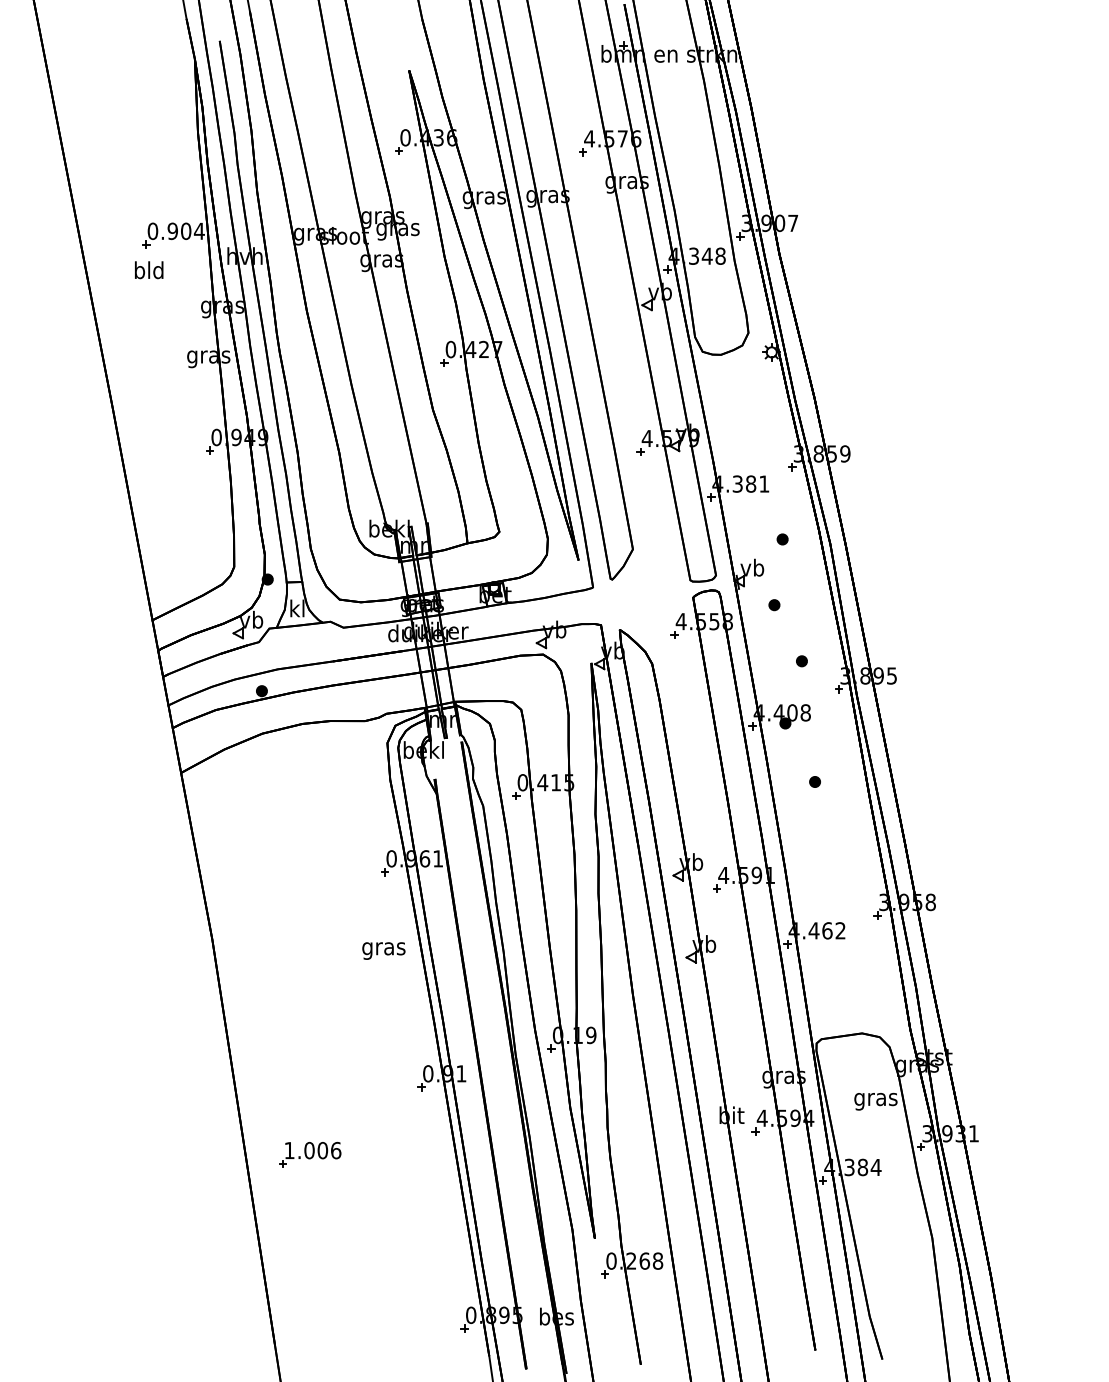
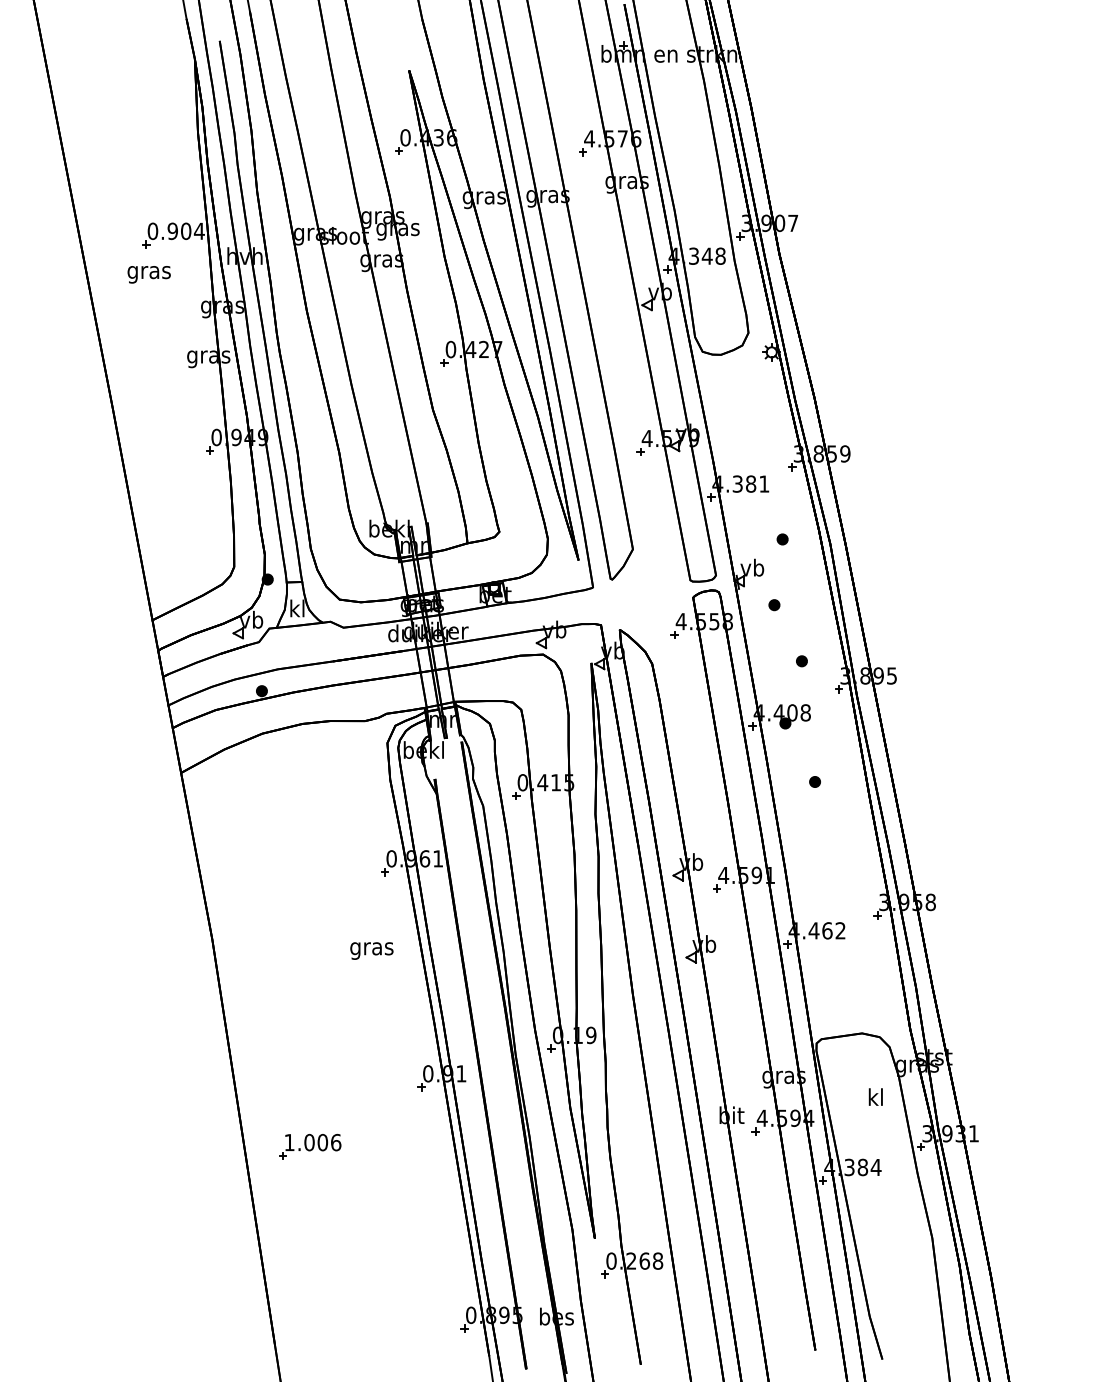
text: bld -> gras (148, 272)
text position: (383, 950) -> (371, 950) (371, 950)
text: gras -> kl (875, 1099)
part position: (310, 1154) -> (310, 1146) (310, 1146)
